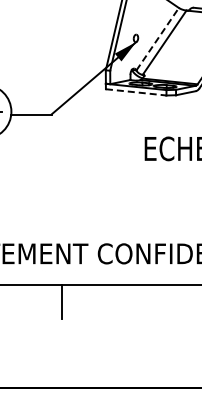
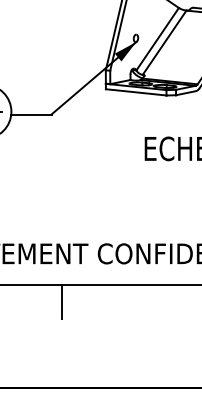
line: dashed -> solid (157, 39)
line: dashed -> solid (136, 92)
